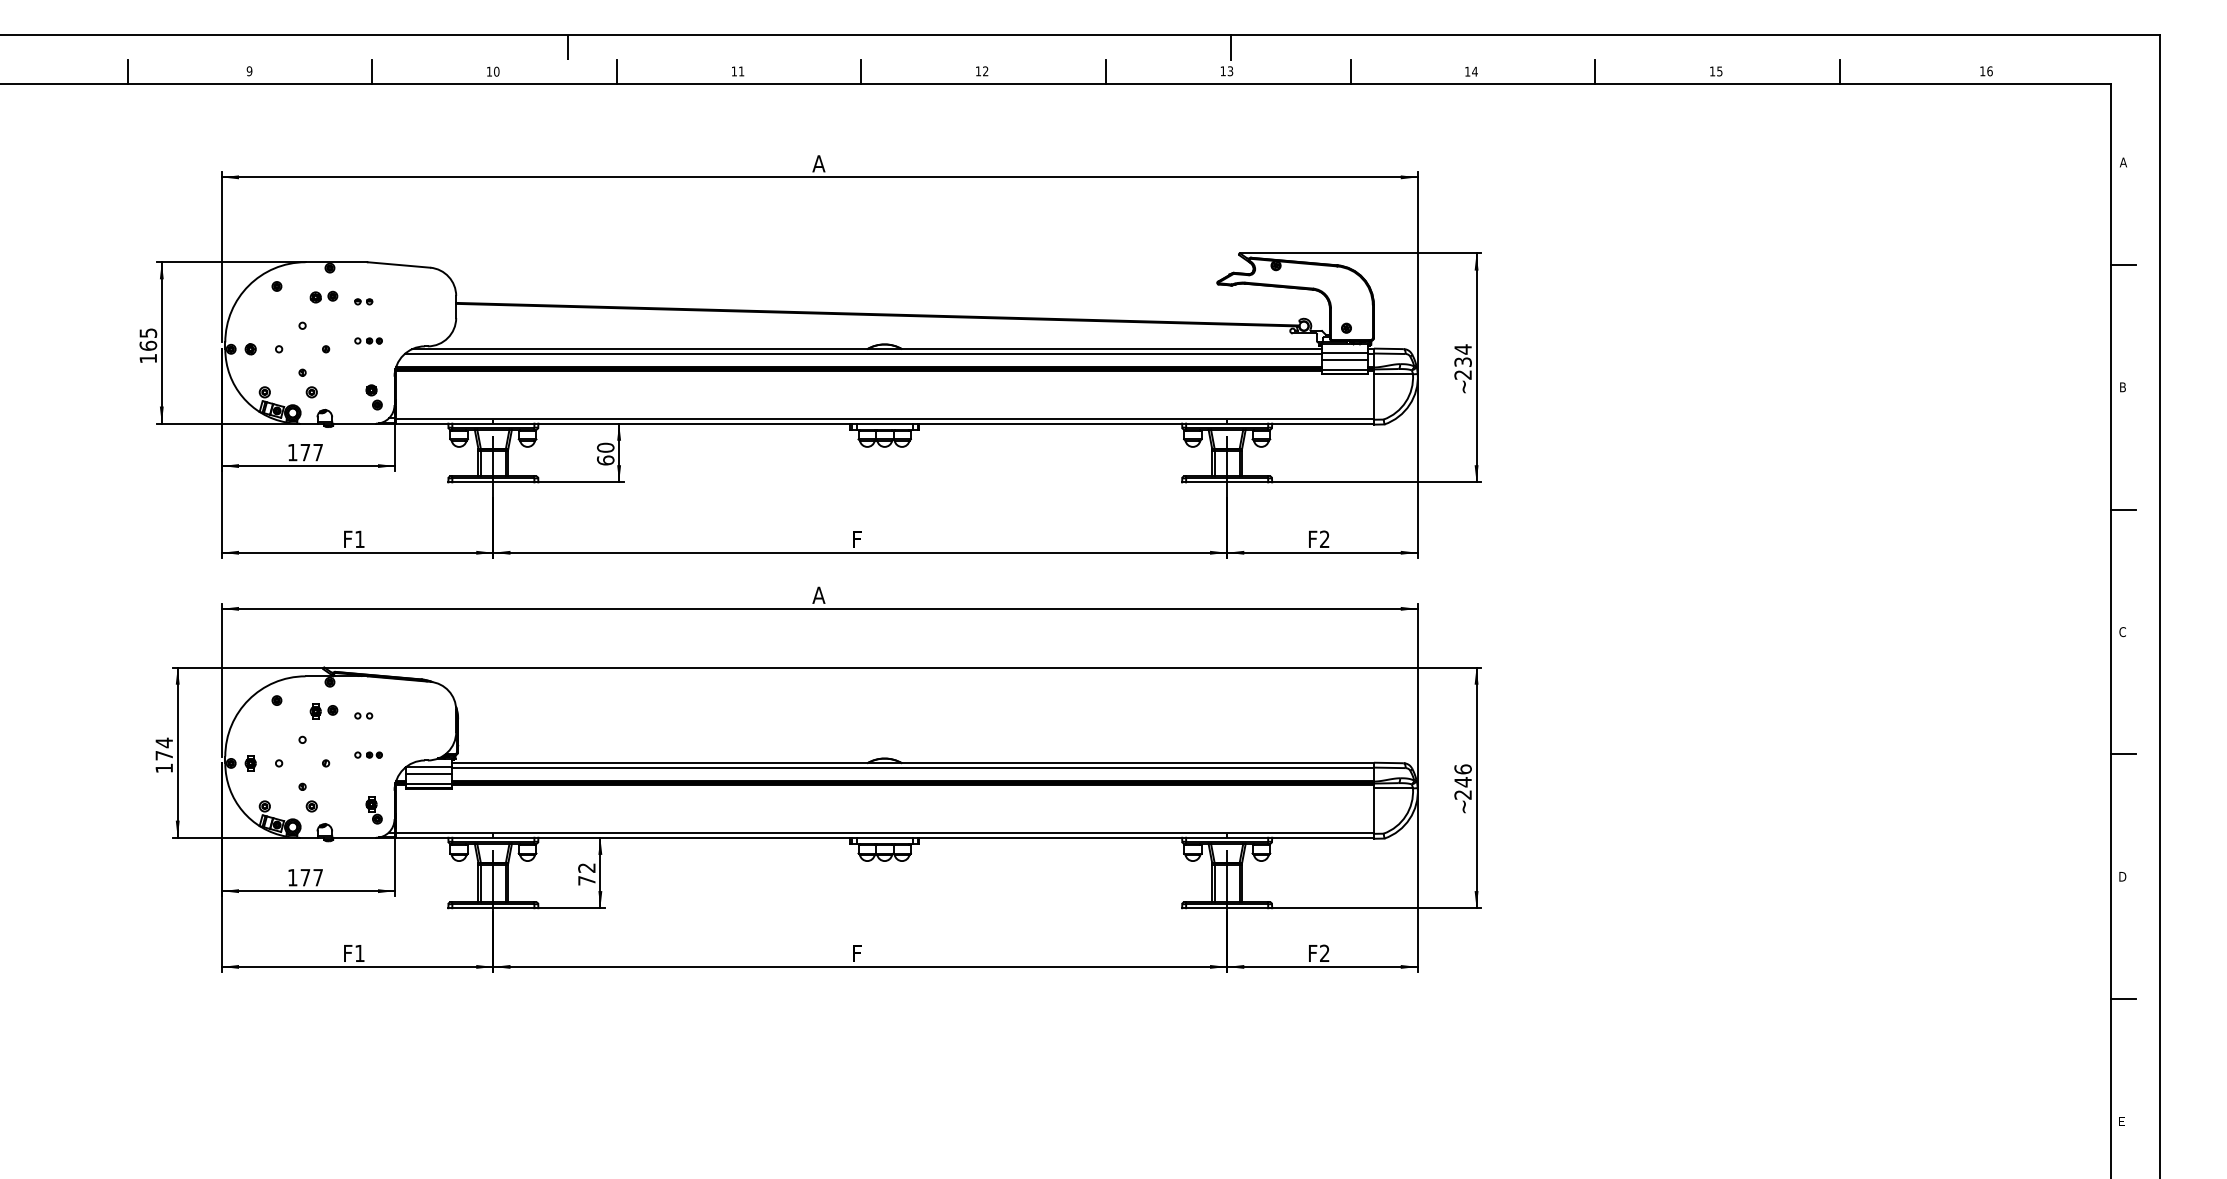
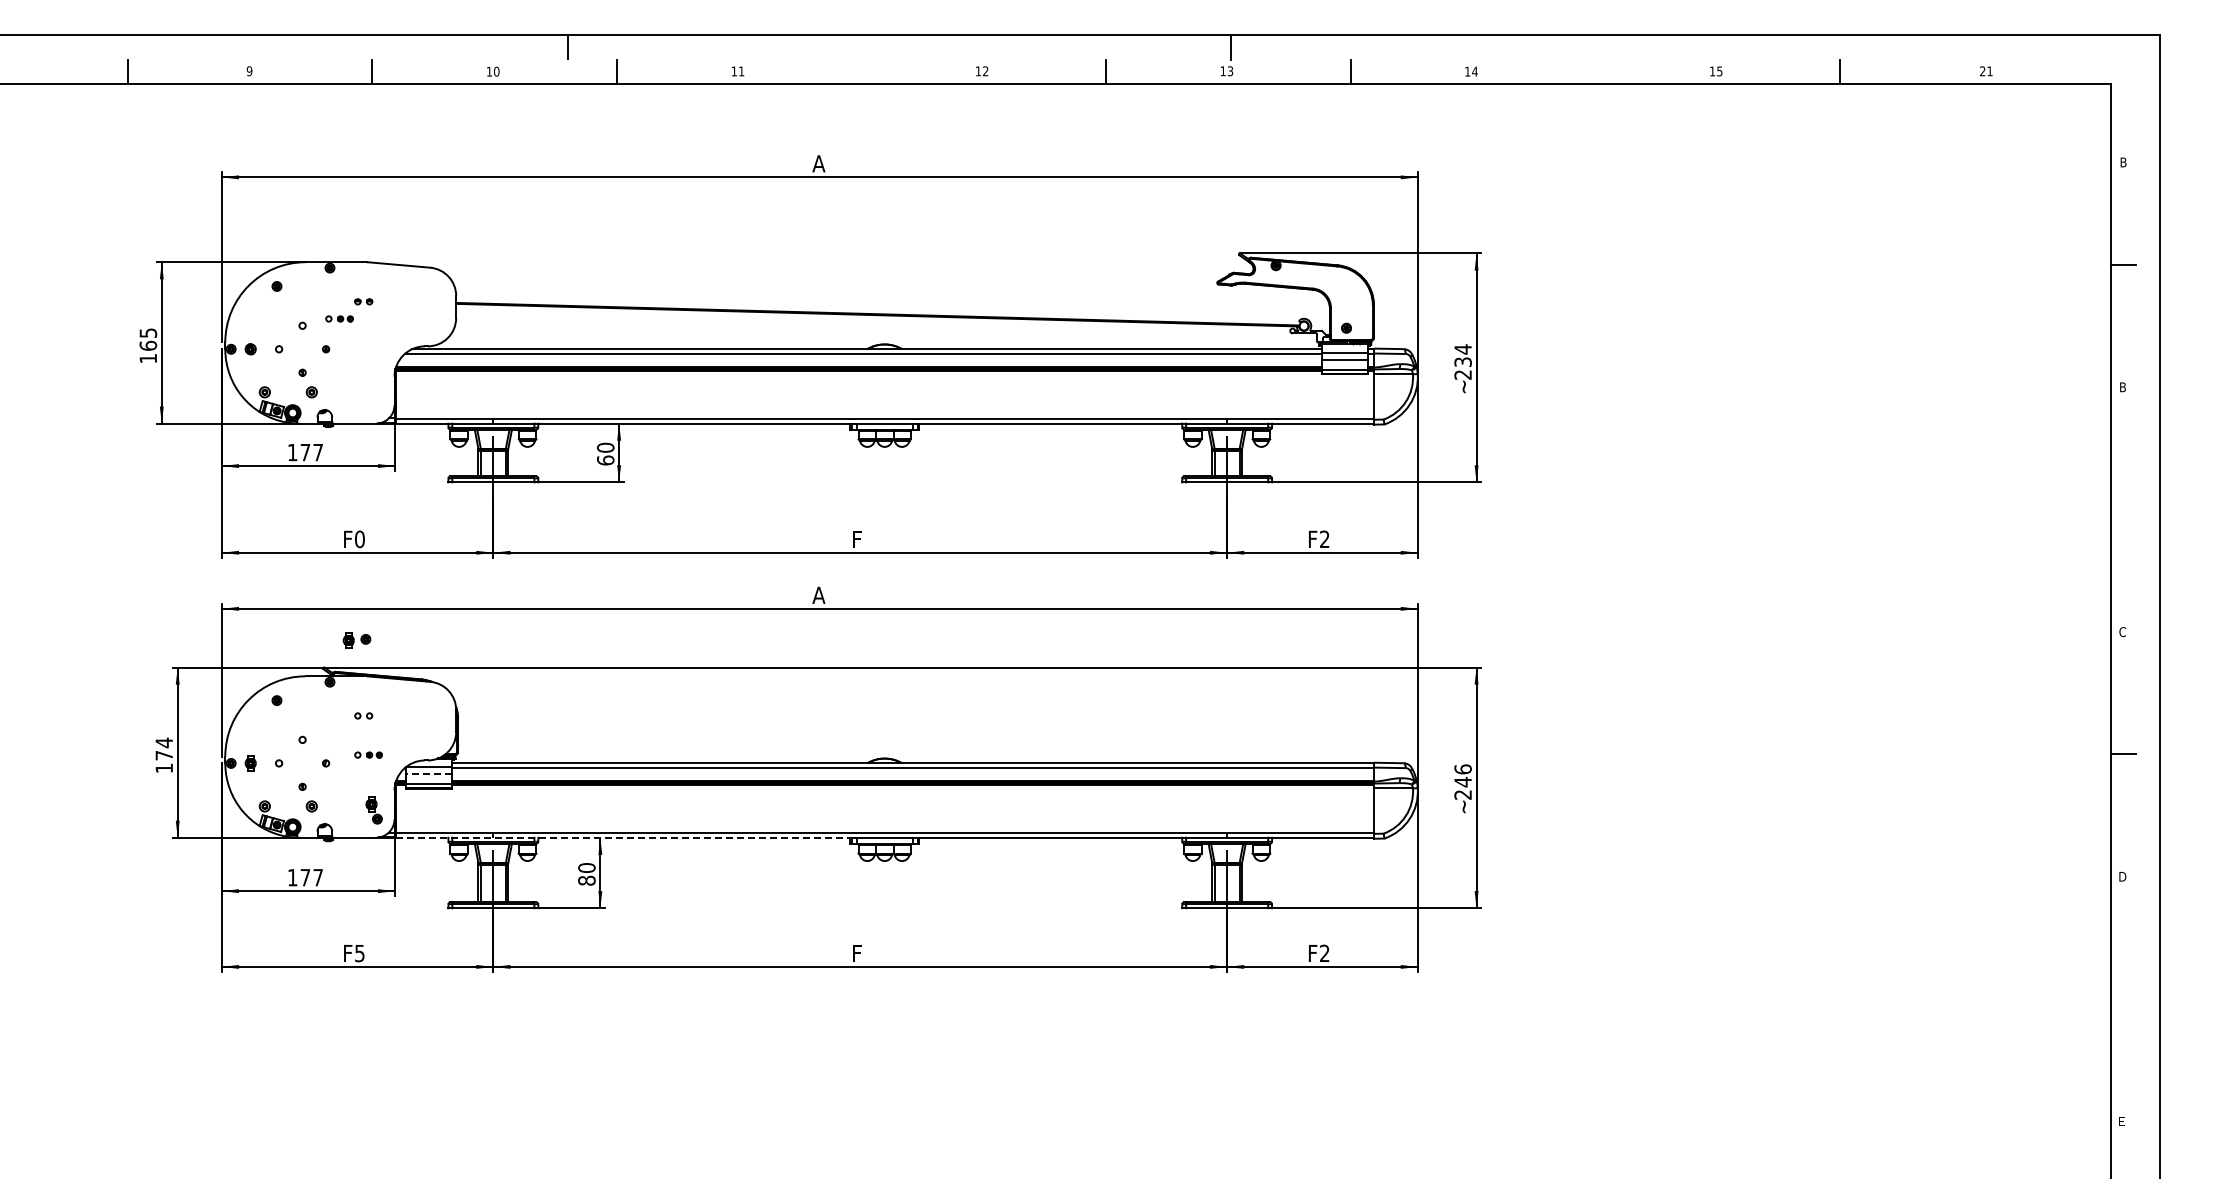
line: present -> none (861, 71)
line: present -> none (1595, 71)
text: 16 -> 21 (1986, 71)
text: A -> B (2122, 162)
part: present -> none (323, 296)
part position: (368, 340) -> (339, 318) (339, 318)
part: present -> none (373, 397)
line: present -> none (2123, 509)
text: F1 -> F0 (359, 539)
part position: (323, 711) -> (356, 640) (356, 640)
line: solid -> dashed (429, 773)
line: solid -> dashed (624, 837)
text: 72 -> 80 (586, 874)
text: F1 -> F5 (359, 953)
line: present -> none (2123, 998)
